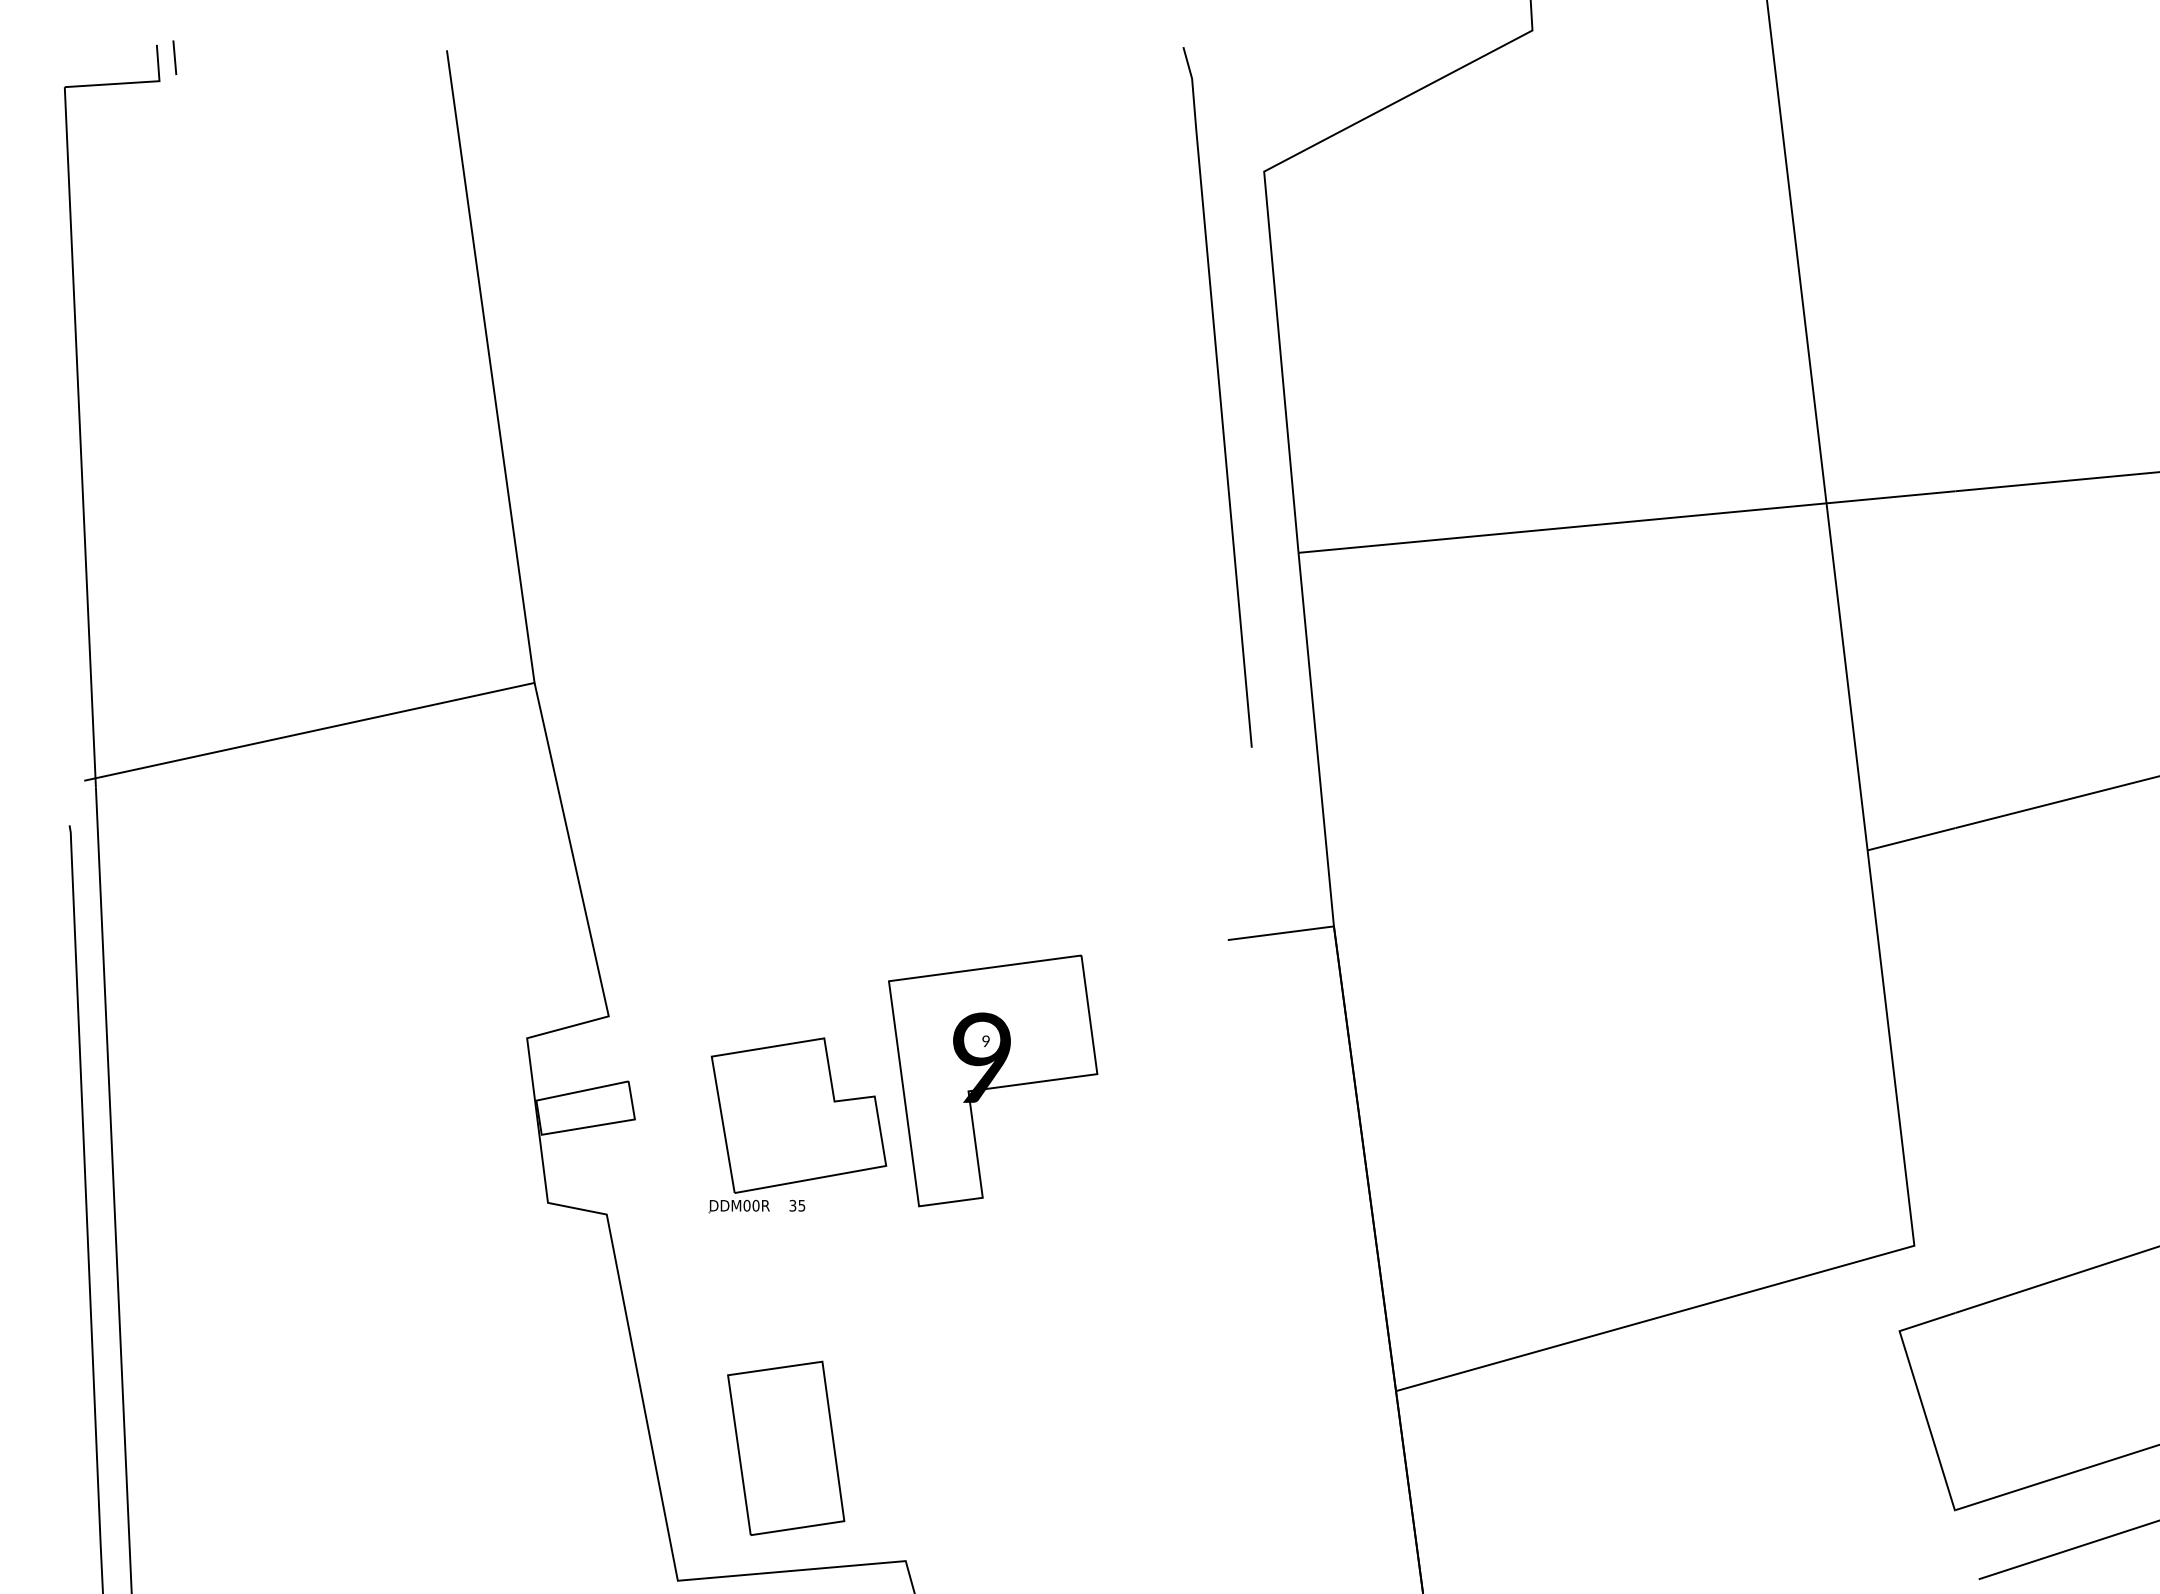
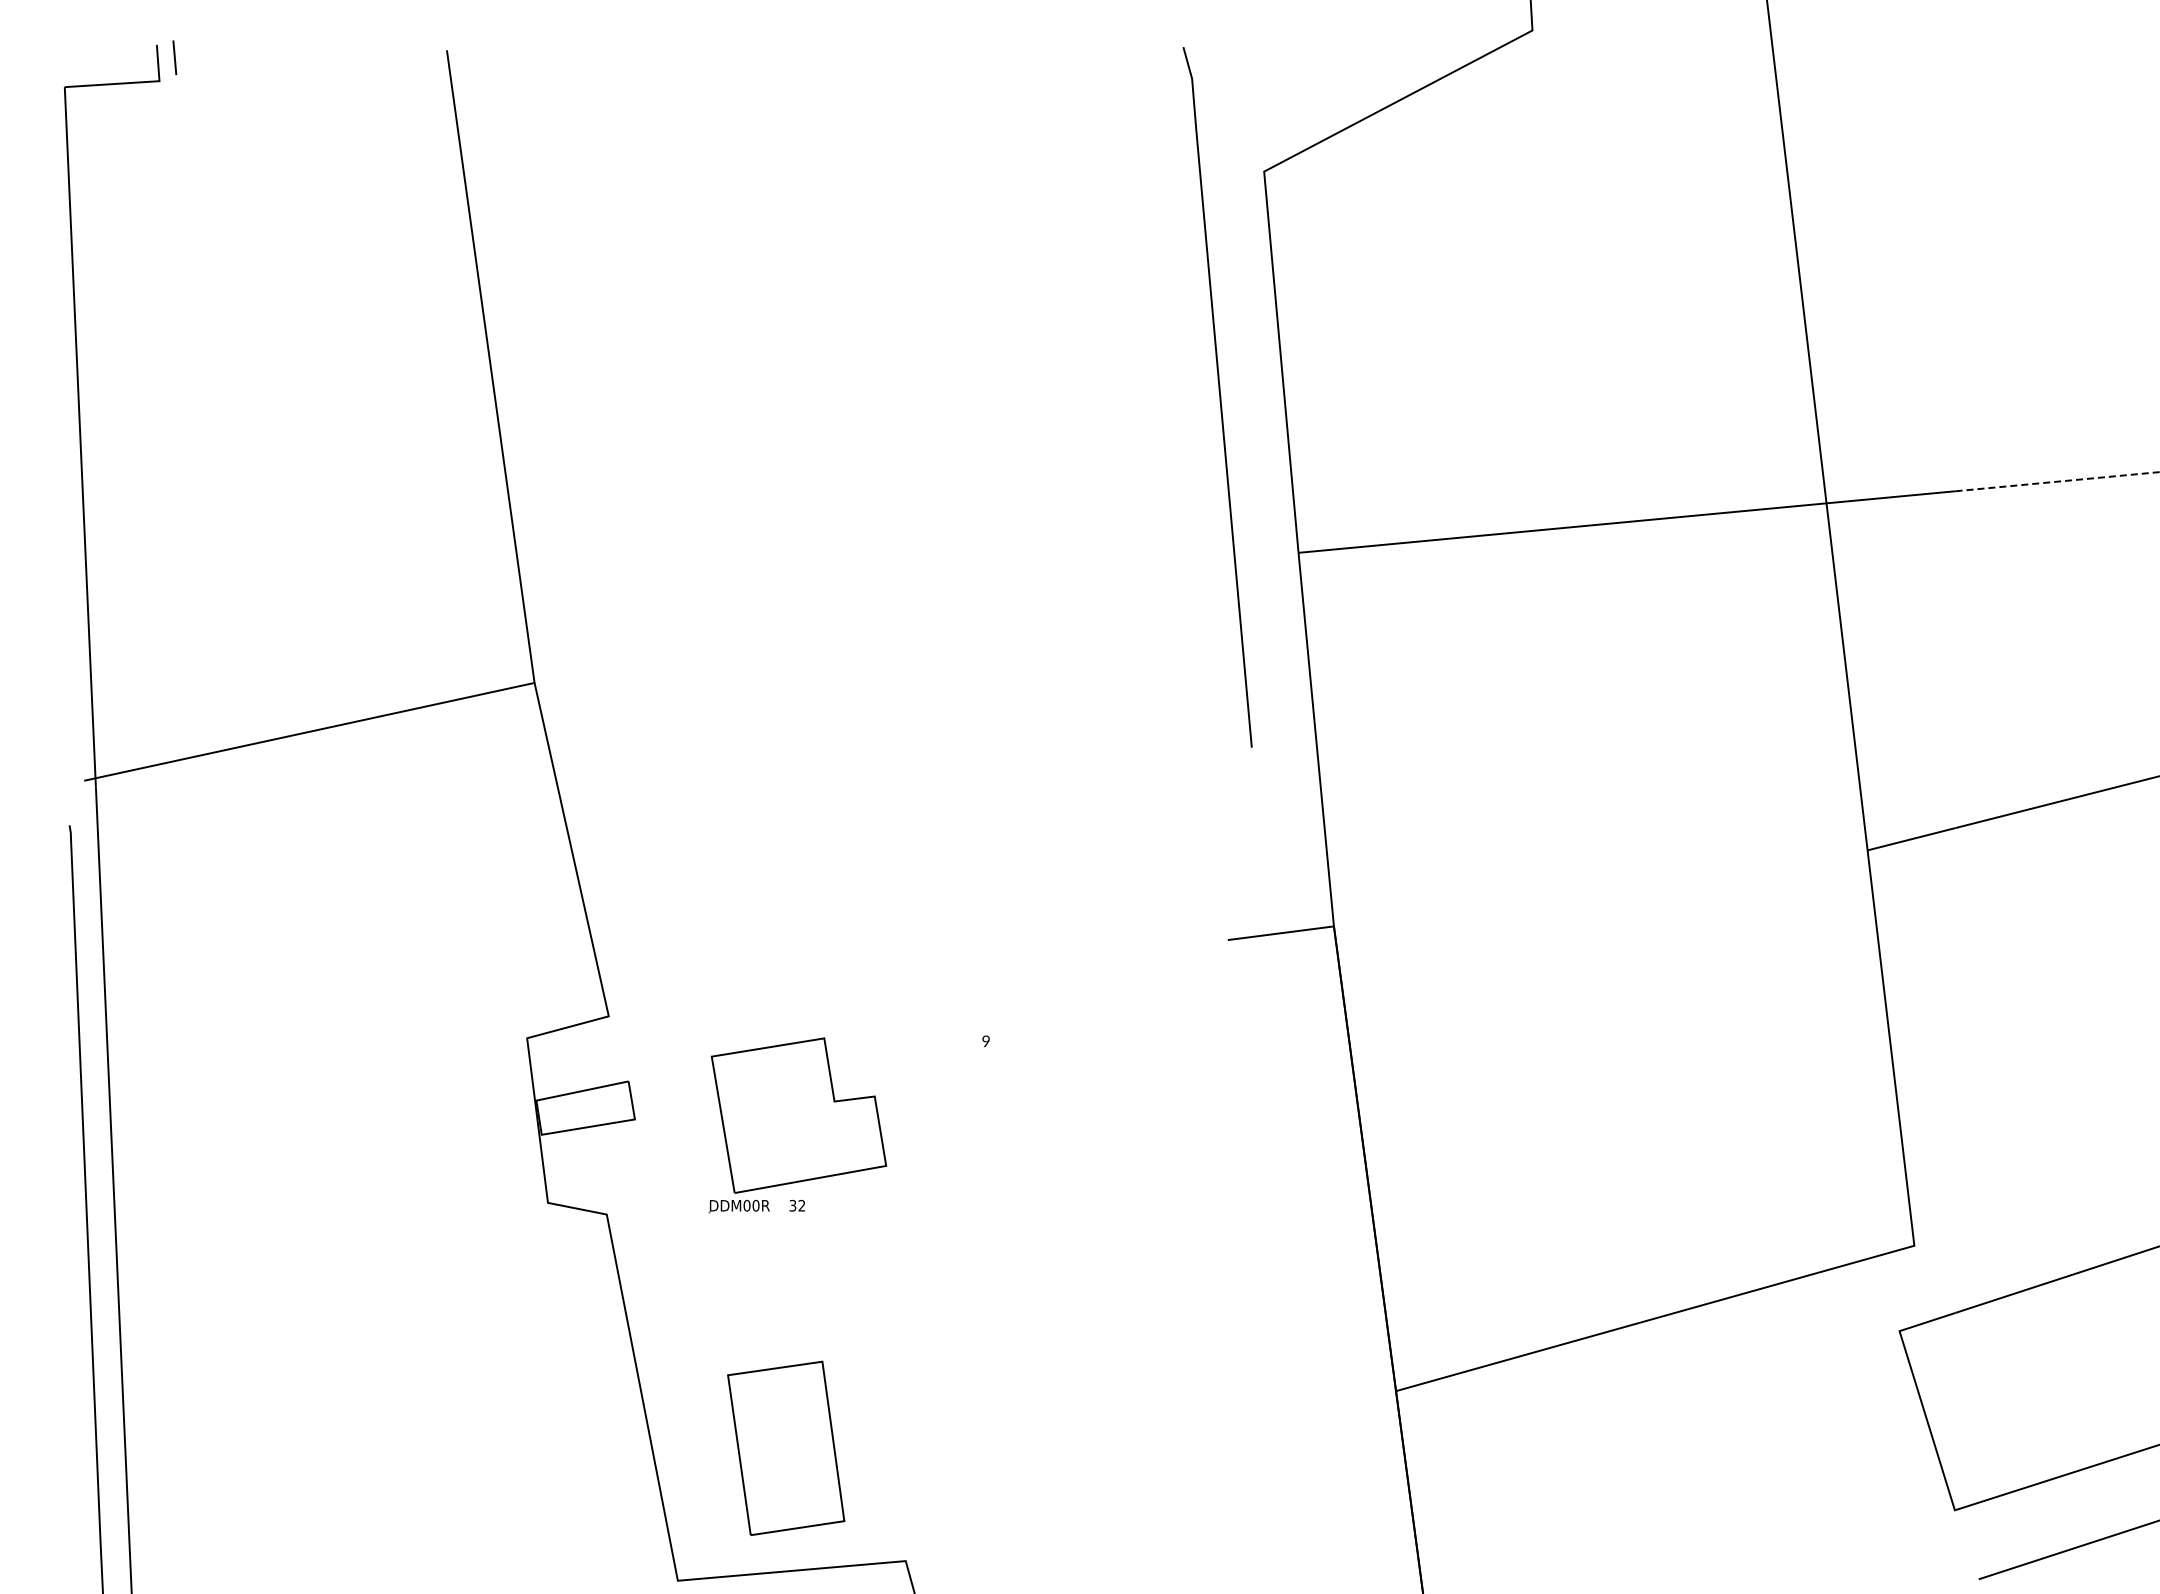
line: solid -> dashed (2058, 481)
part: present -> none (993, 1080)
text: 35 -> 32 (801, 1205)
